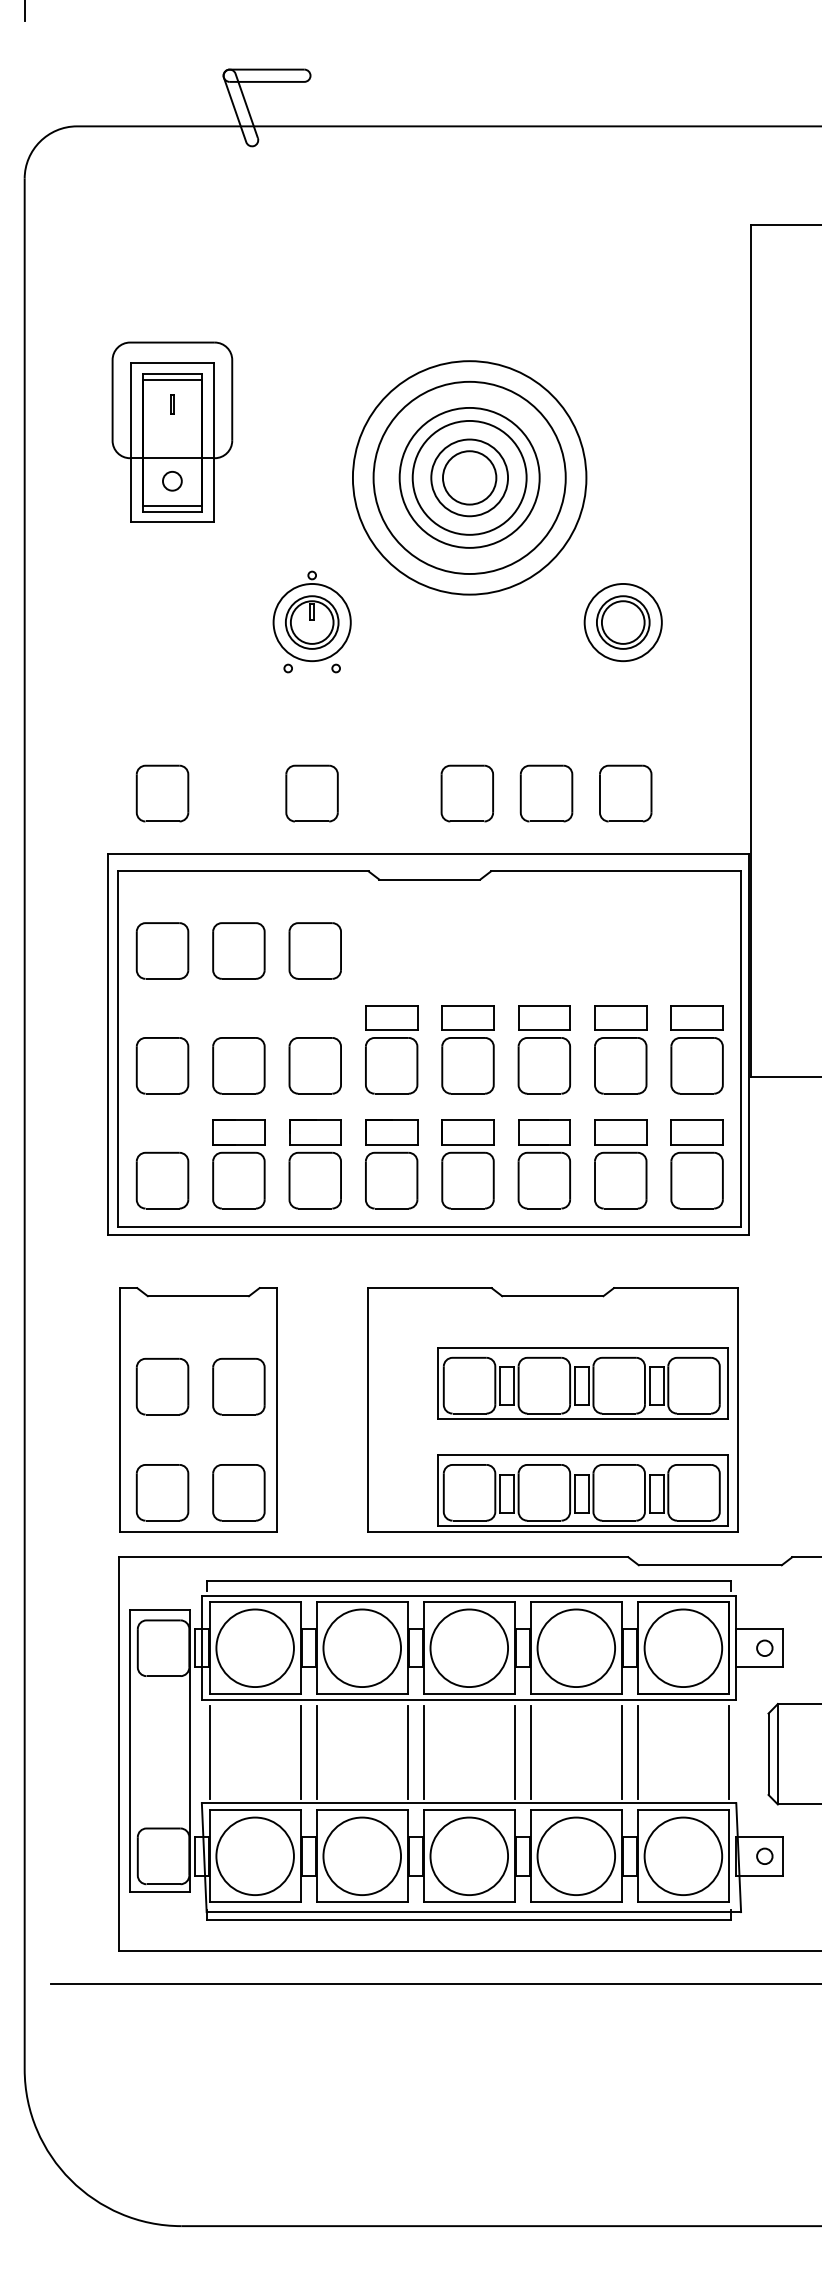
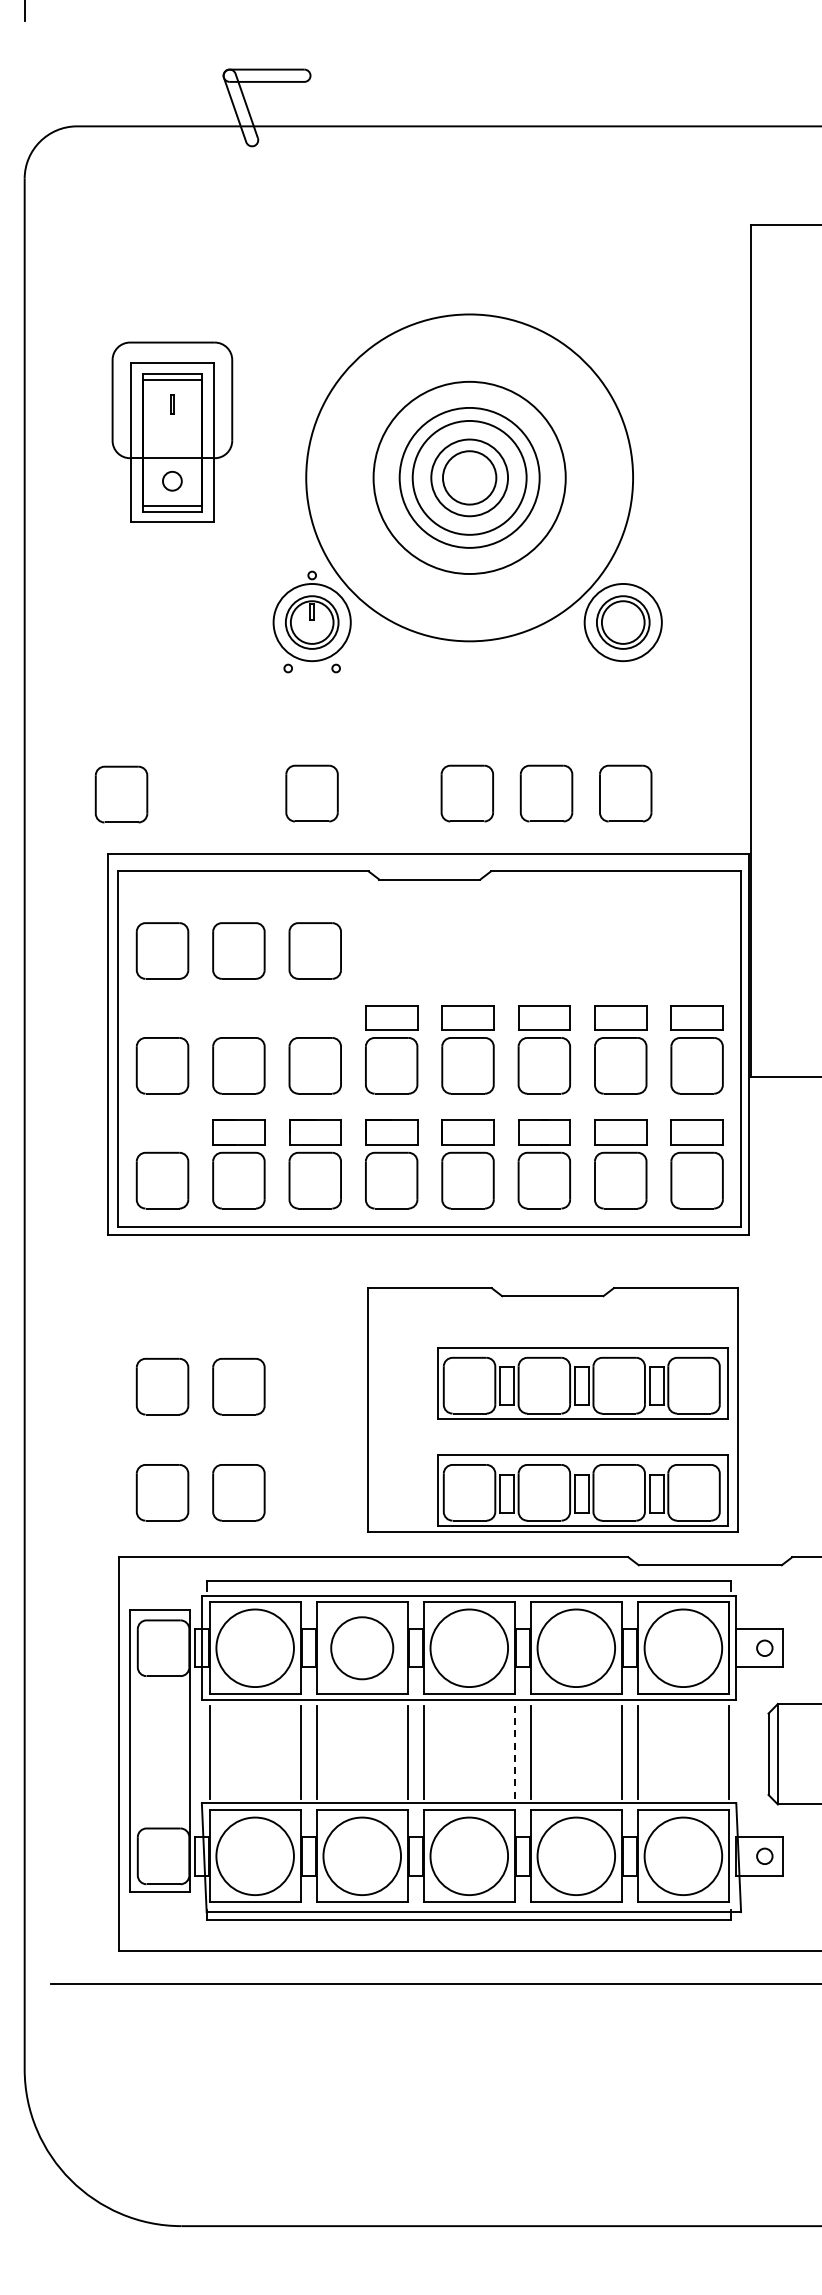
circle diameter: 233 px -> 327 px (469, 477)
part position: (162, 793) -> (121, 794) (121, 794)
part: present -> none (198, 1409)
circle diameter: 78 px -> 62 px (362, 1648)
line: solid -> dashed (514, 1751)
